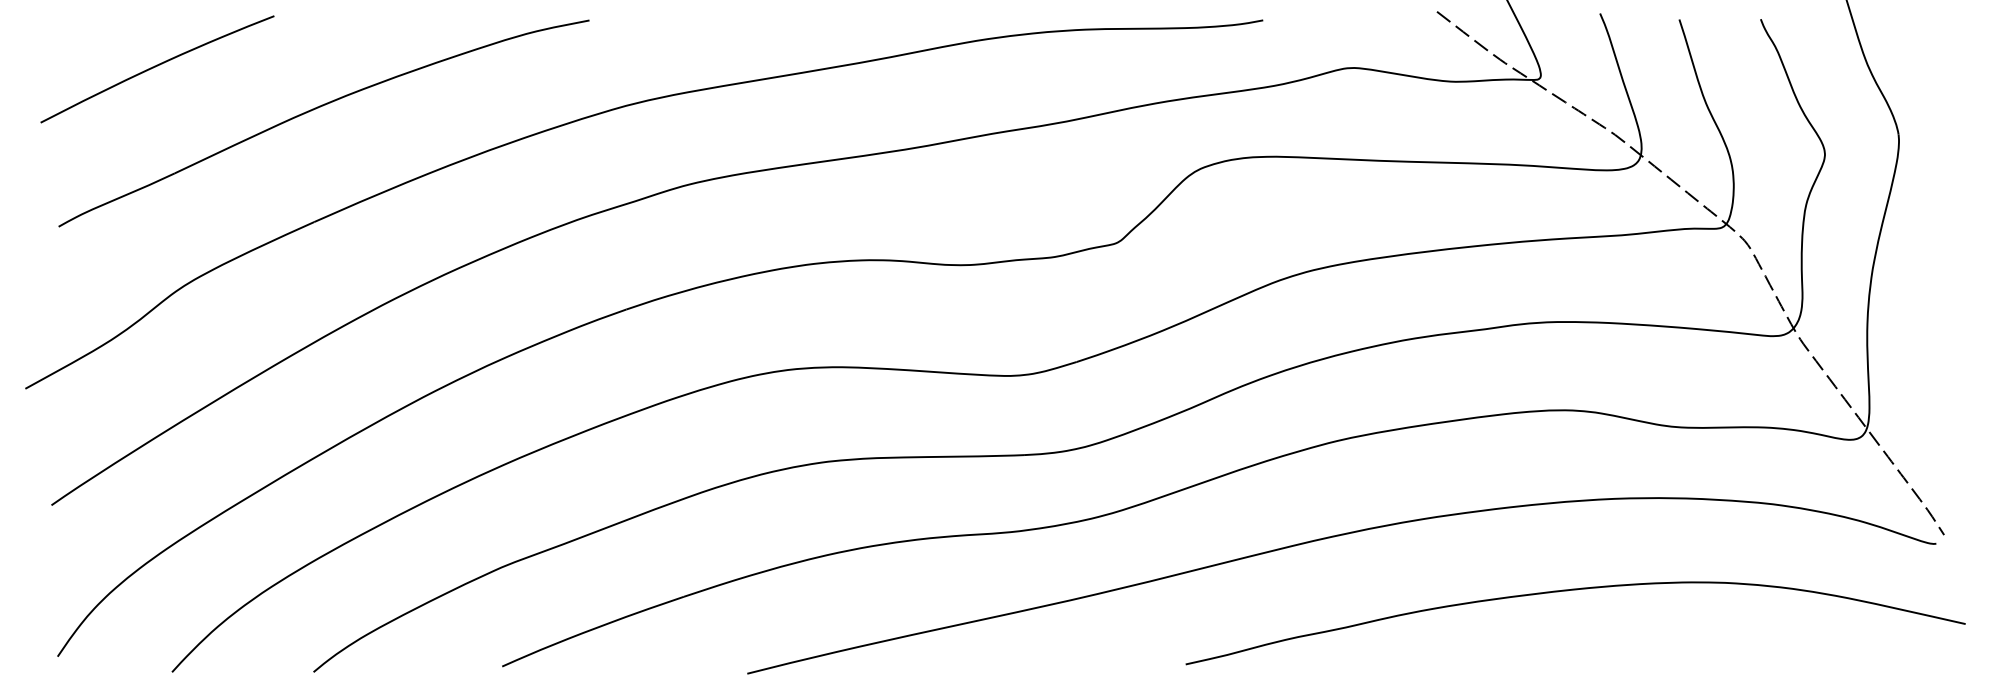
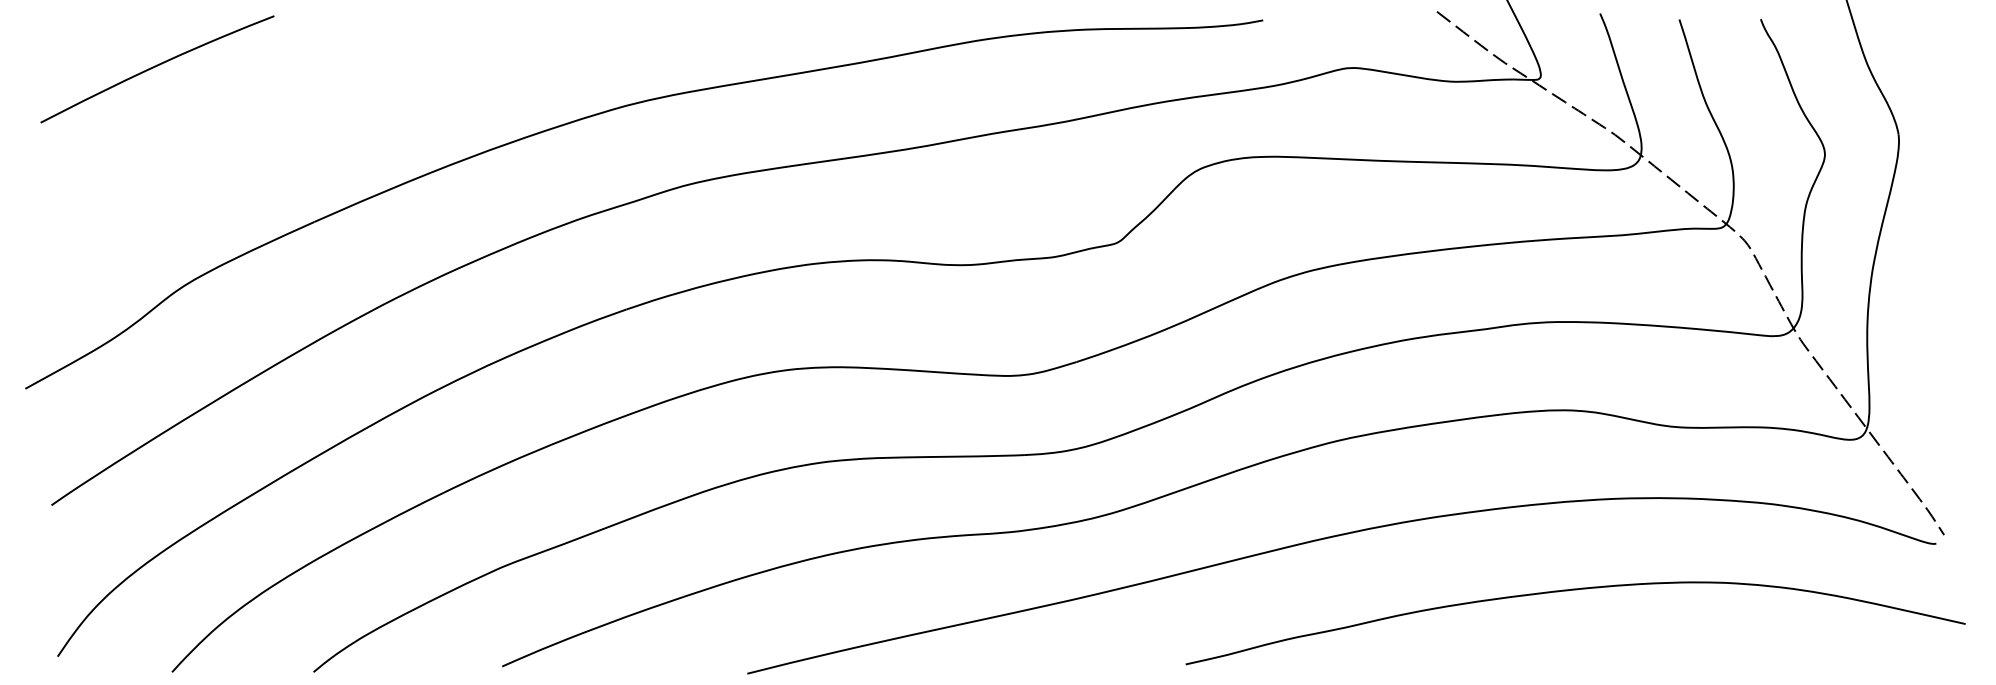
part: present -> none (316, 109)
